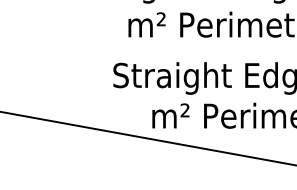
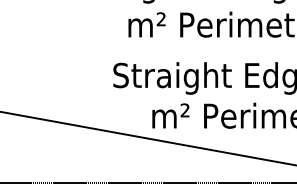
line: none -> present (147, 182)
